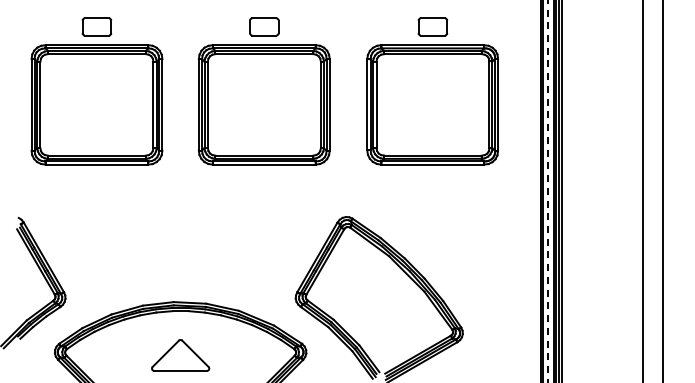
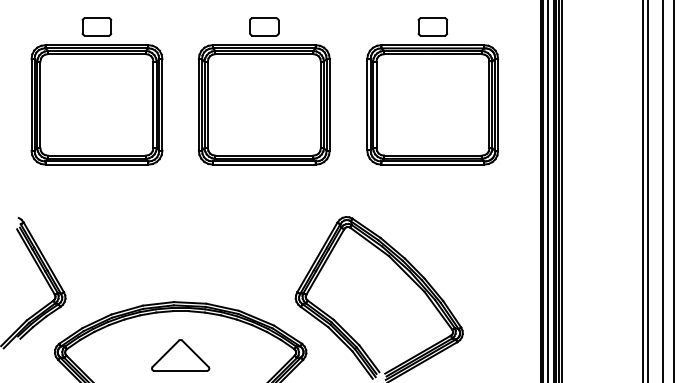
line: none -> present (648, 190)
line: none -> present (674, 190)
line: dashed -> solid (547, 191)
